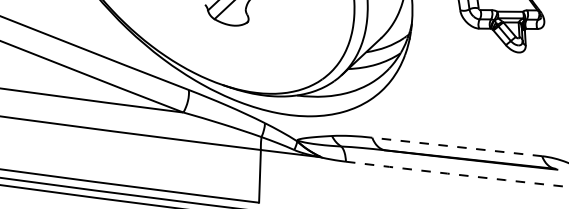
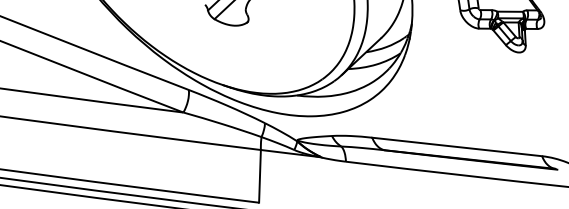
line: dashed -> solid (456, 146)
arc: dashed -> solid (458, 174)
